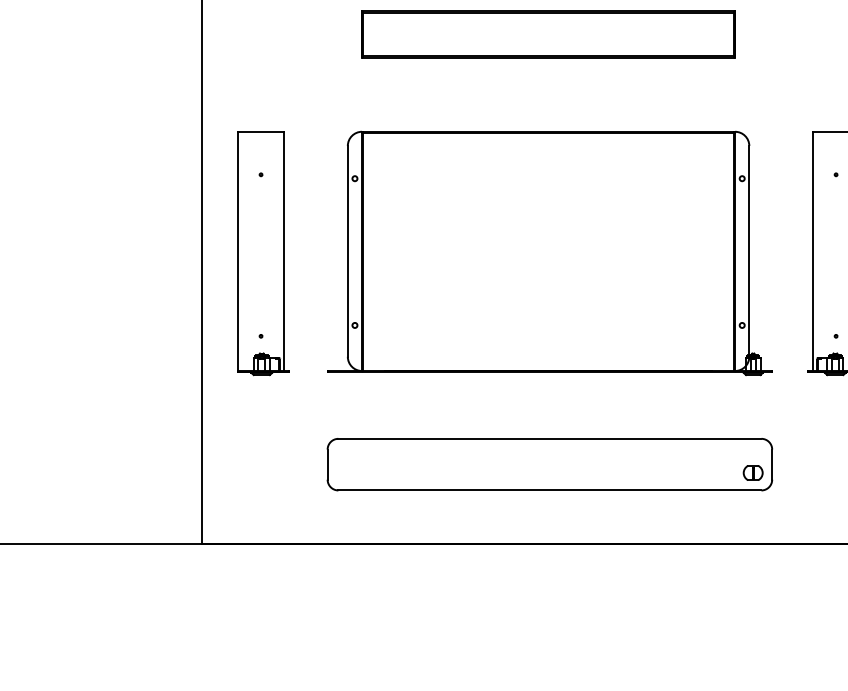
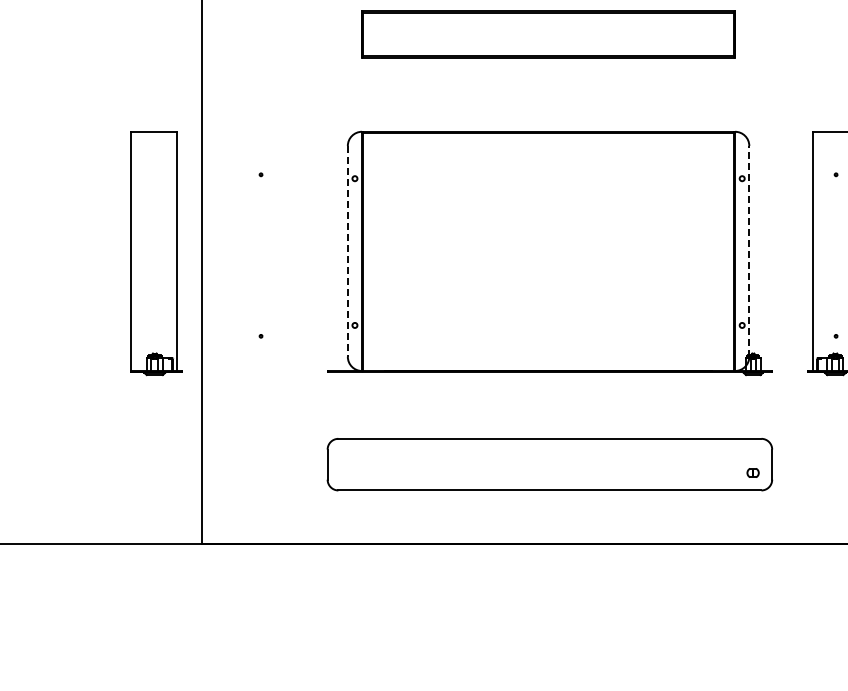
line: solid -> dashed (749, 250)
line: solid -> dashed (347, 251)
part position: (263, 253) -> (156, 253) (156, 253)
part size: 22x16 px -> 14x10 px (752, 472)
